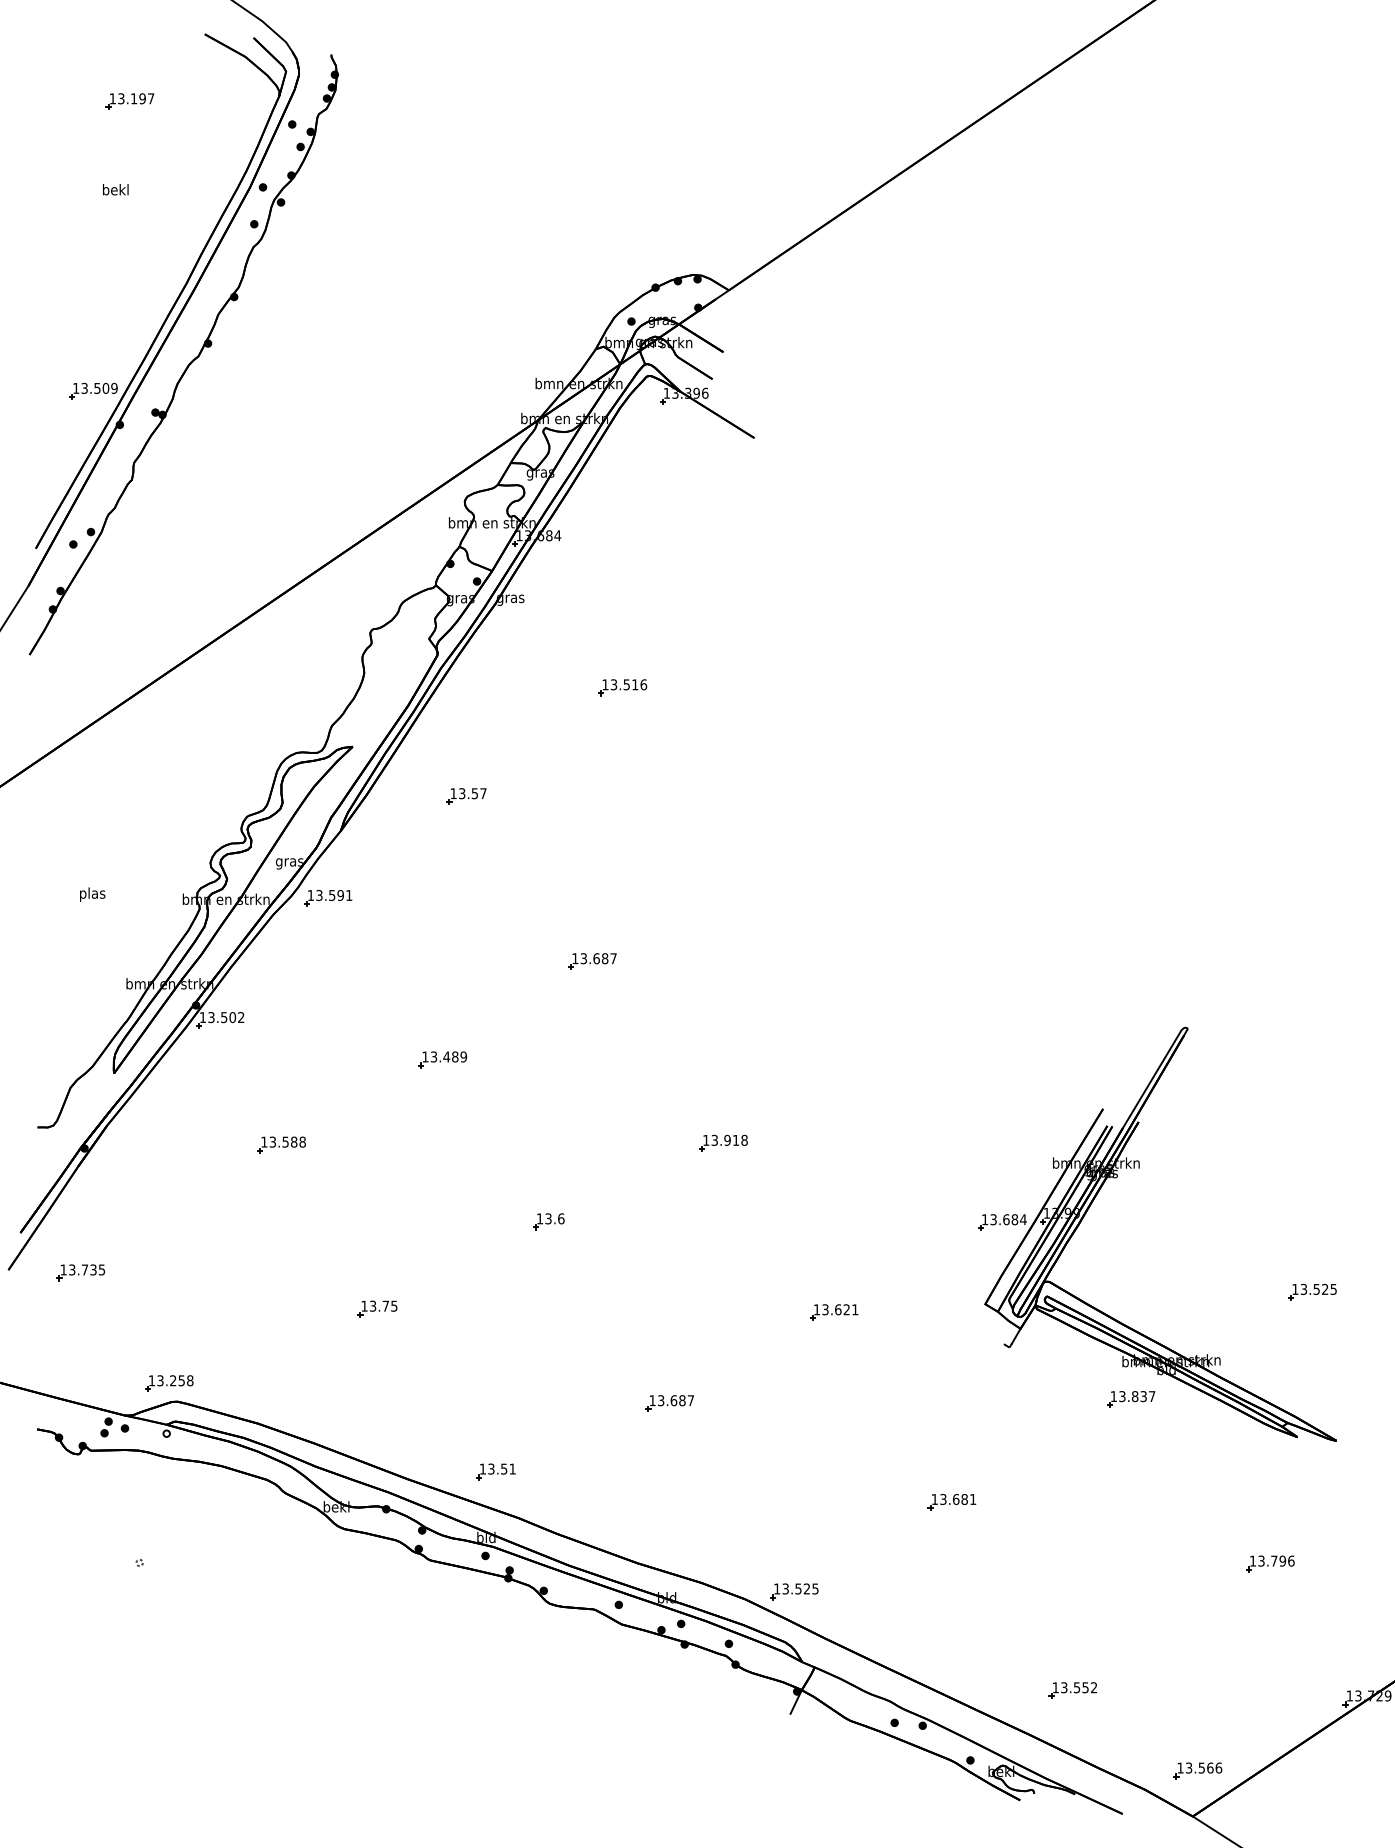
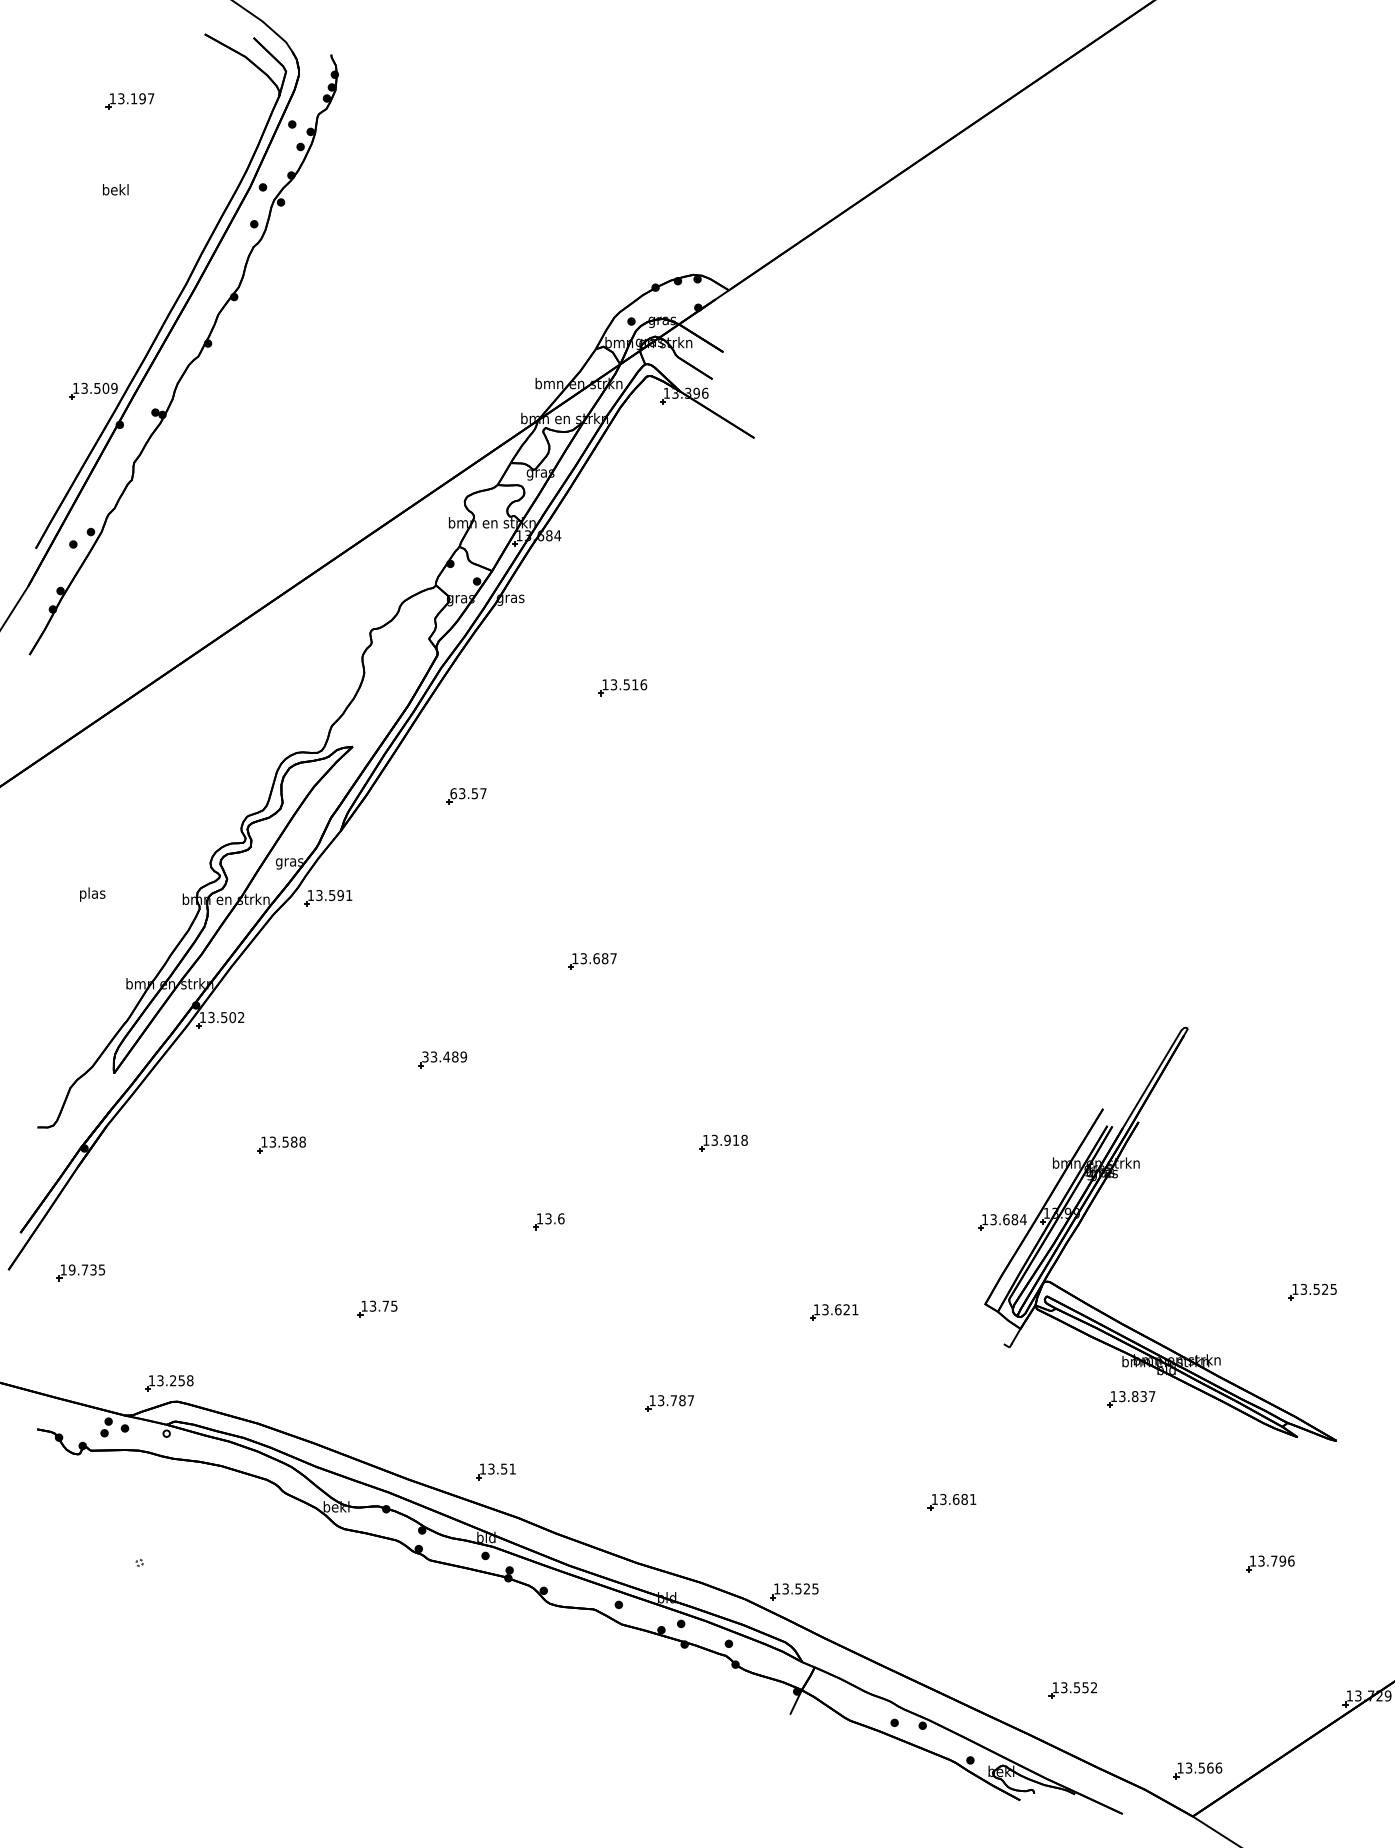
text: 13.57 -> 63.57 (453, 793)
text: 13.489 -> 33.489 (425, 1056)
text: 13.735 -> 19.735 (71, 1269)
text: 13.687 -> 13.787 (673, 1400)
